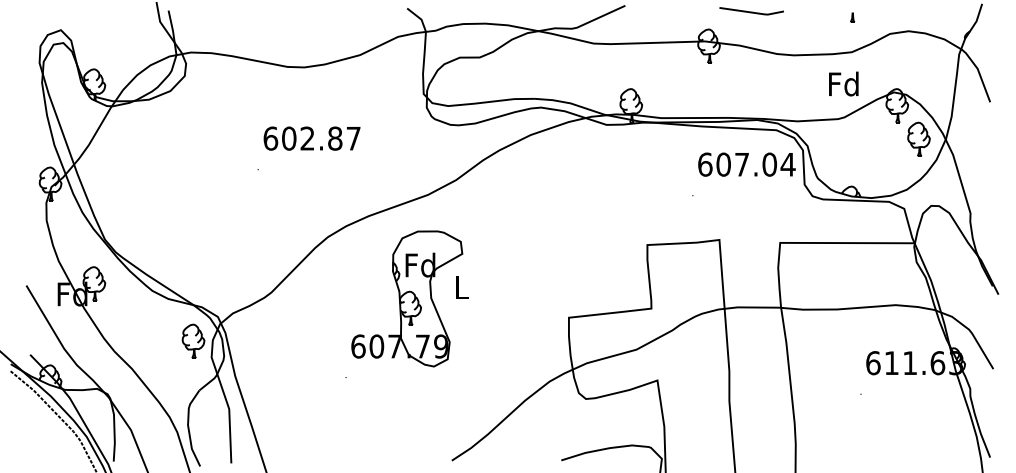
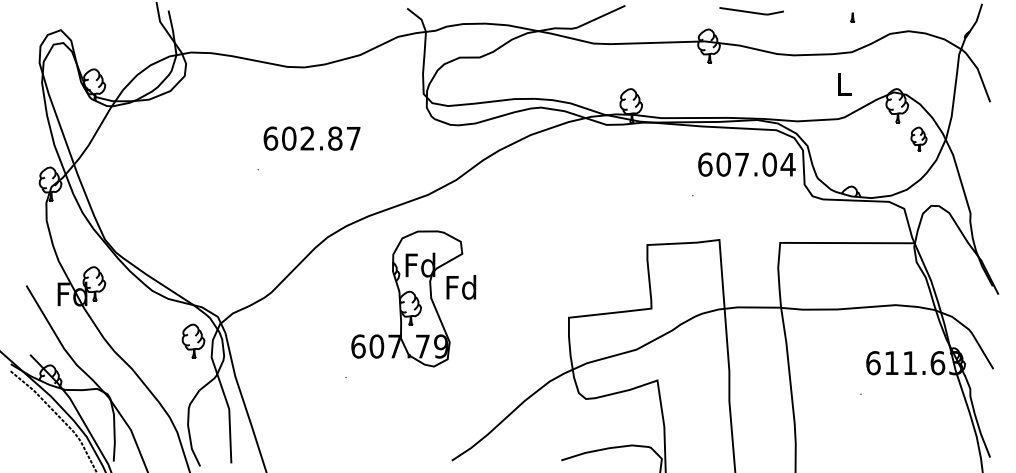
text: Fd -> L (843, 83)
part size: 24x36 px -> 18x26 px (918, 138)
text: L -> Fd (461, 287)
